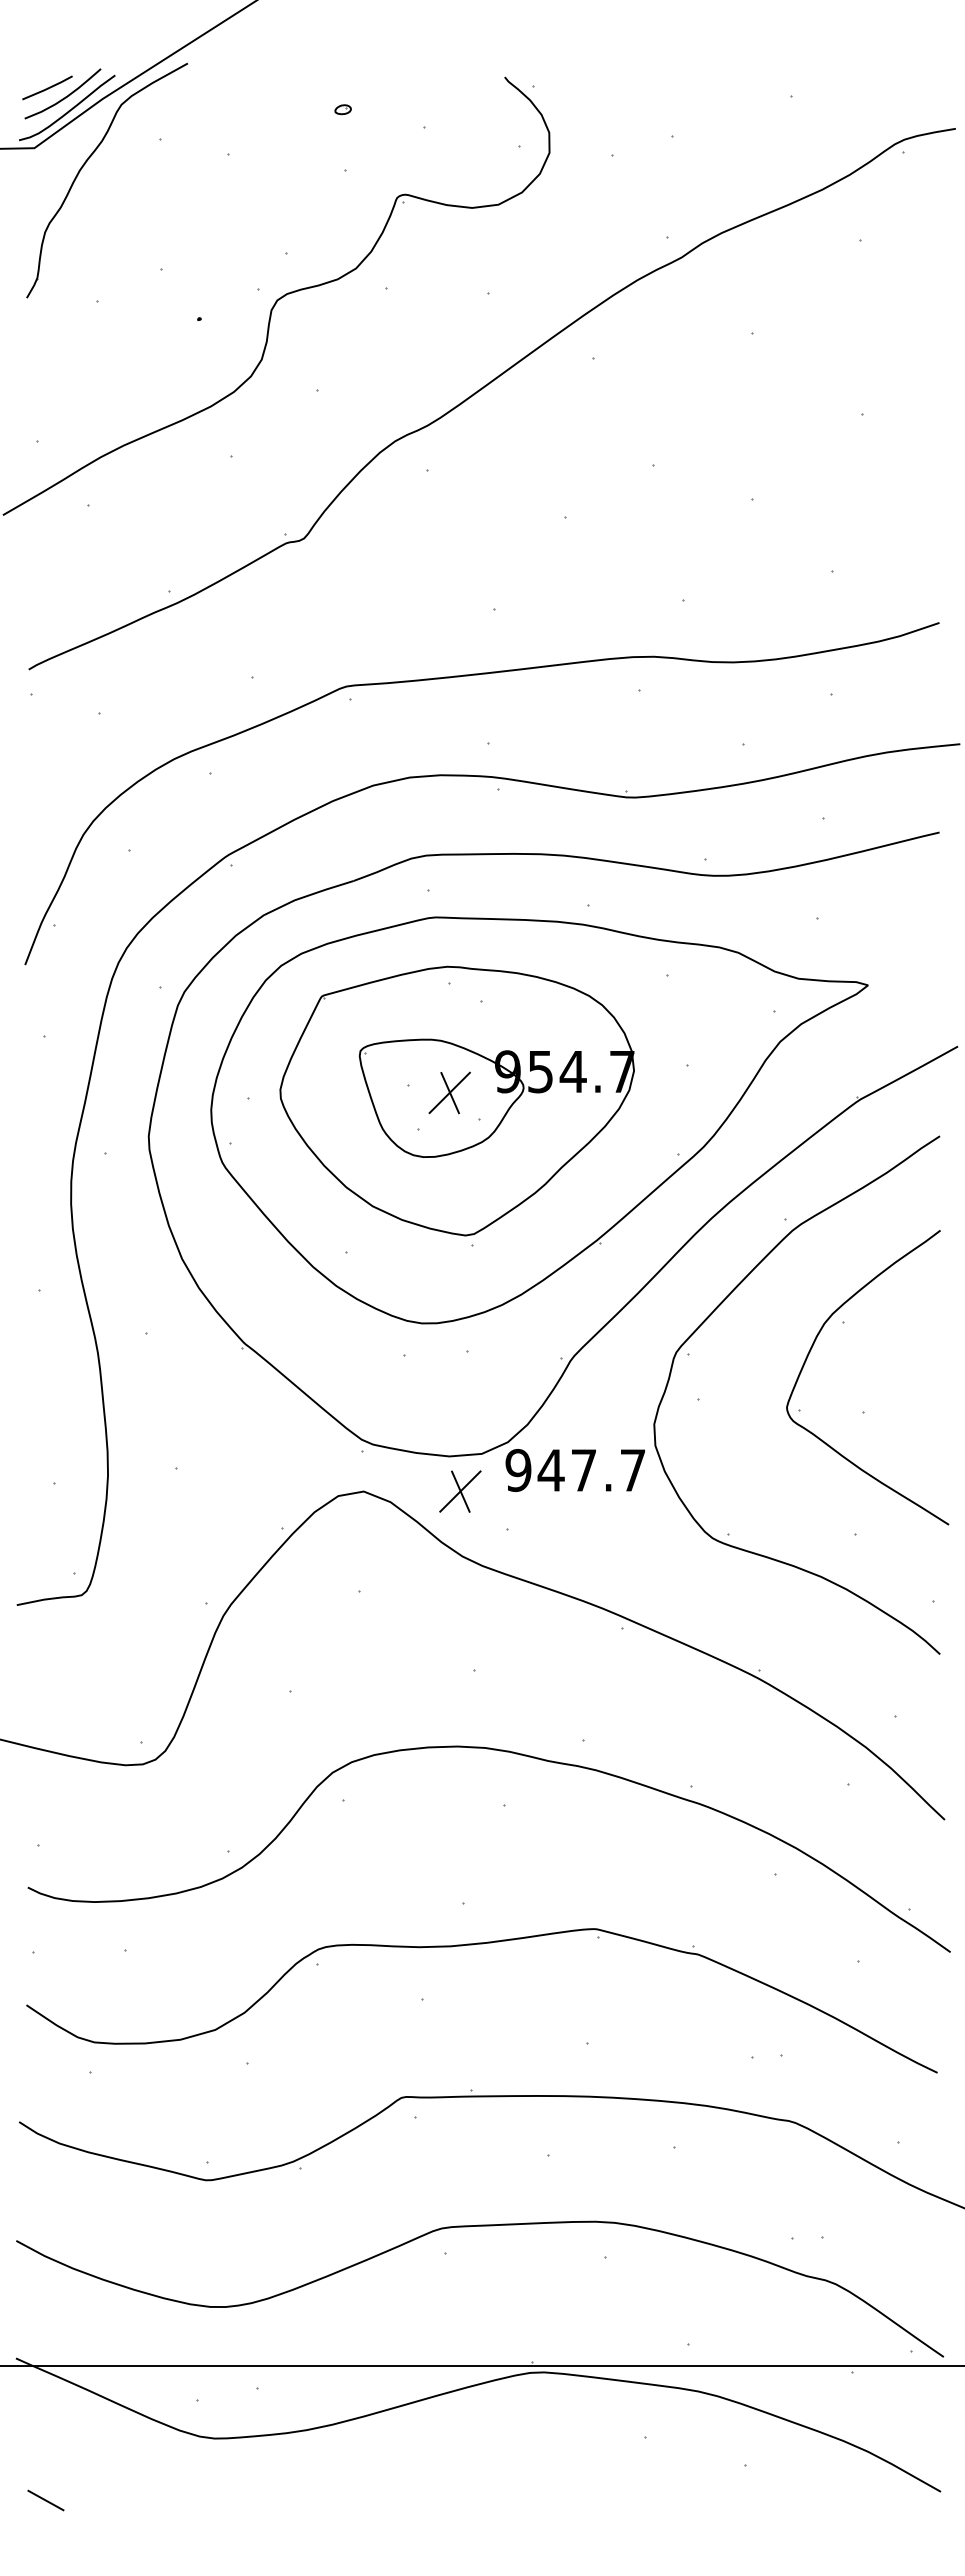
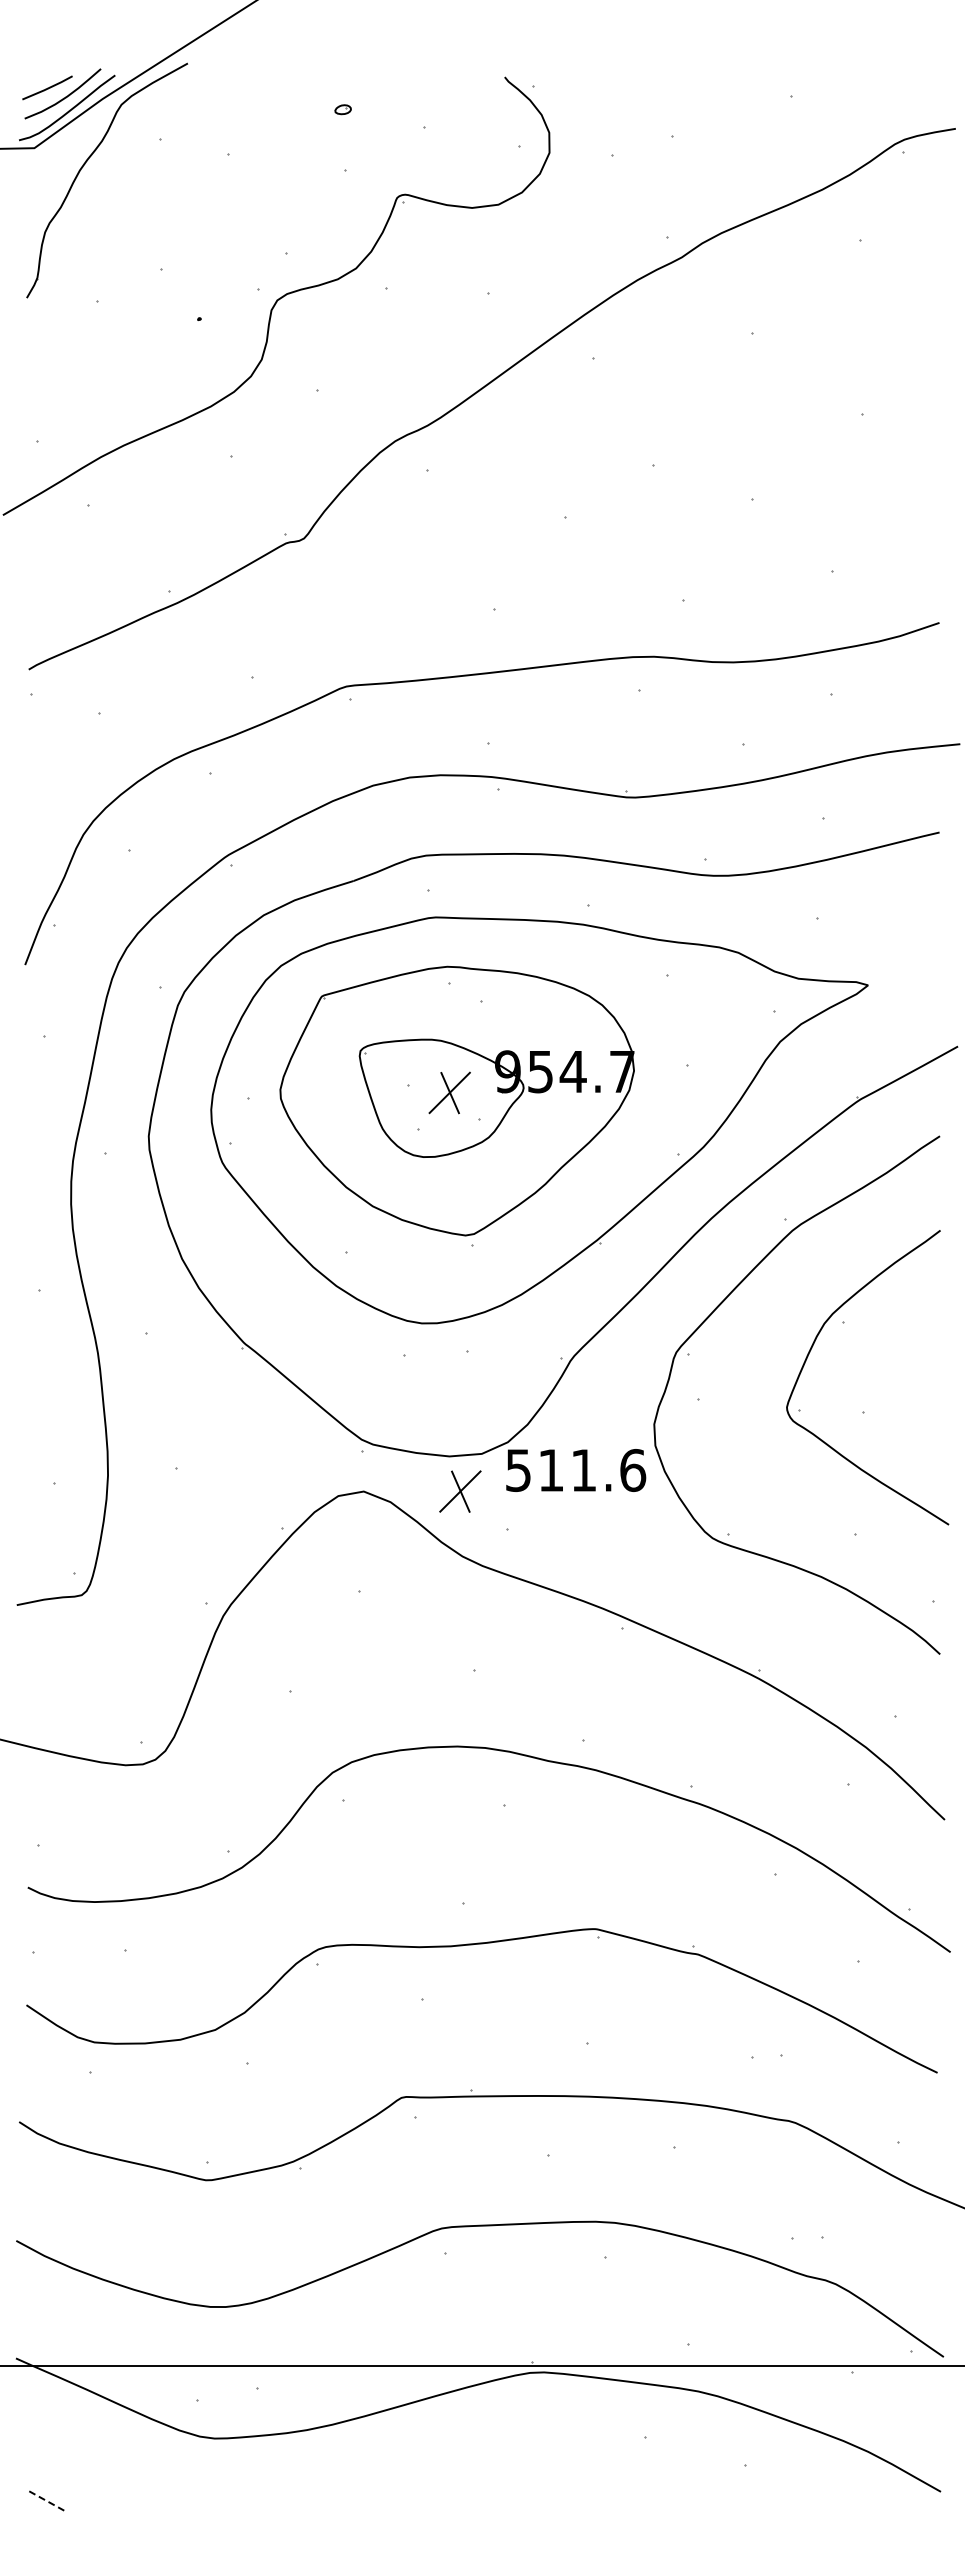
text: 947.7 -> 511.6 (575, 1470)
line: solid -> dashed (45, 2500)
